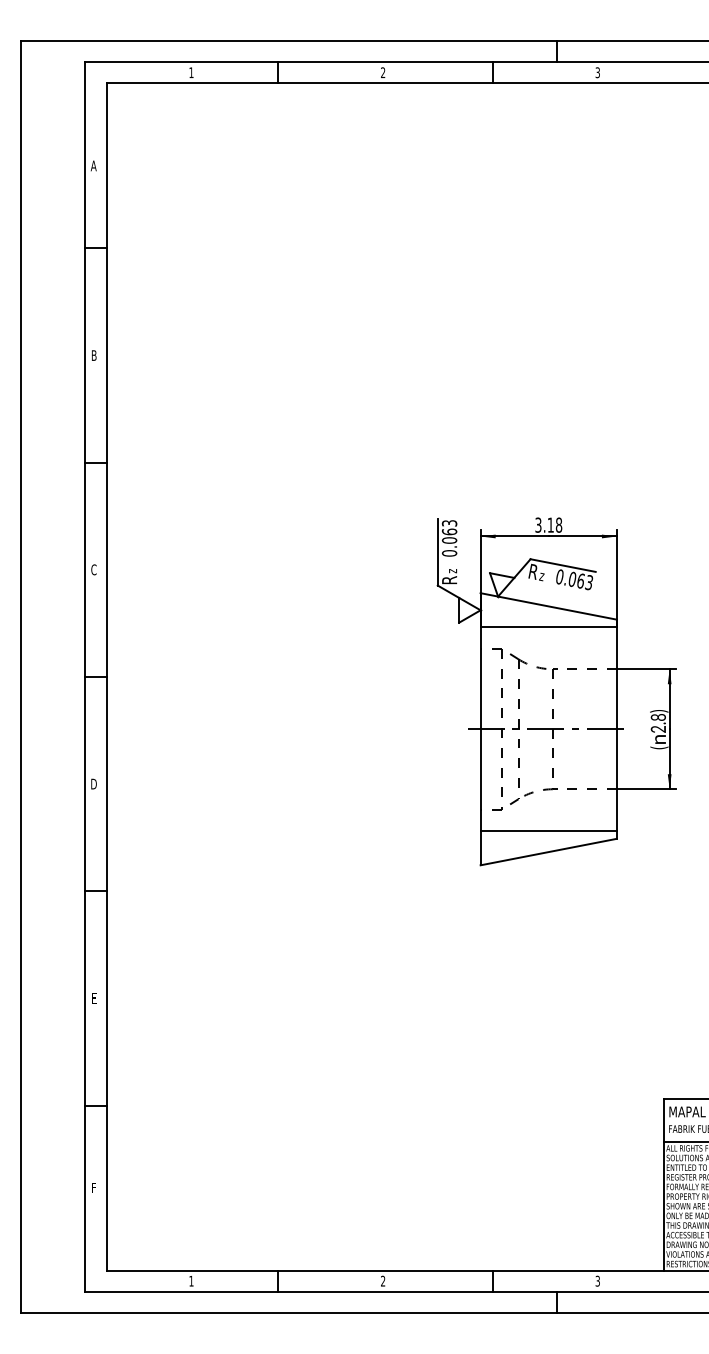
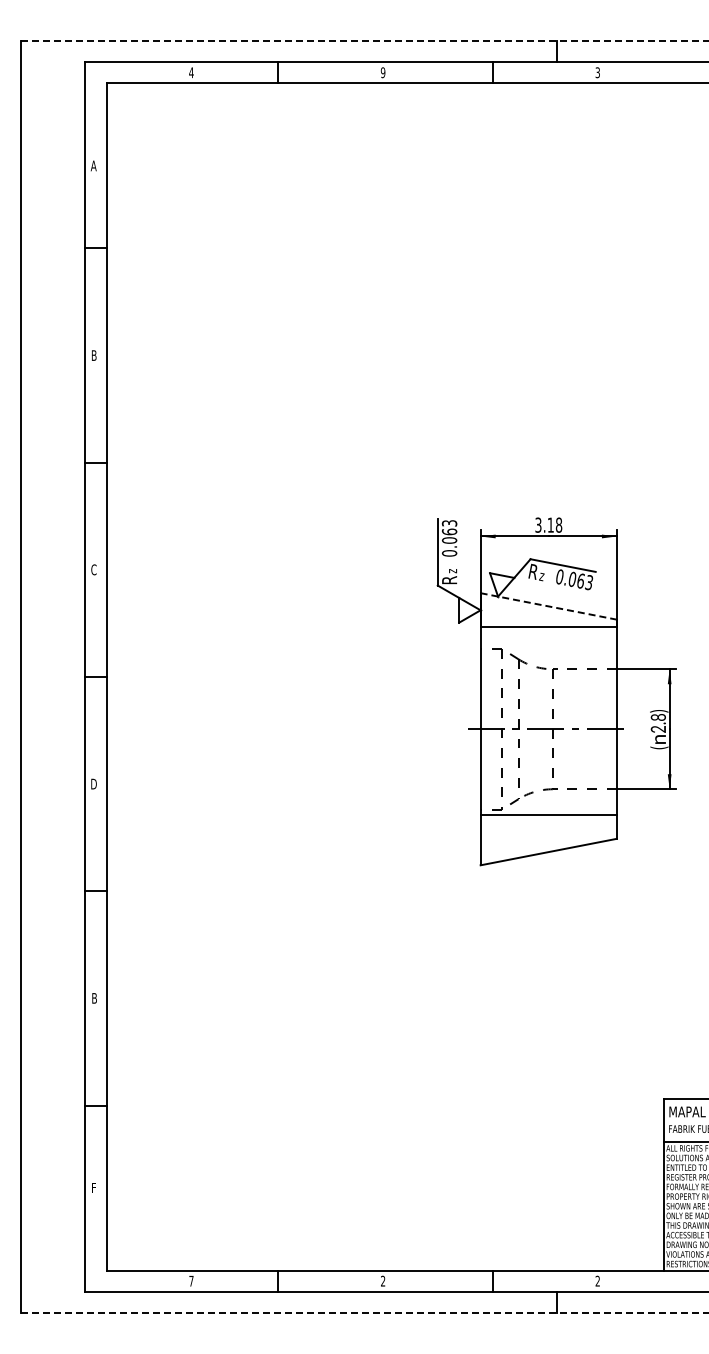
line: solid -> dashed (365, 40)
text: 1 -> 4 (191, 72)
text: 2 -> 9 (382, 72)
line: solid -> dashed (549, 606)
line position: (548, 831) -> (548, 815) (548, 815)
text: E -> B (94, 998)
text: 1 -> 7 (191, 1280)
text: 3 -> 2 (597, 1281)
line: solid -> dashed (365, 1313)
